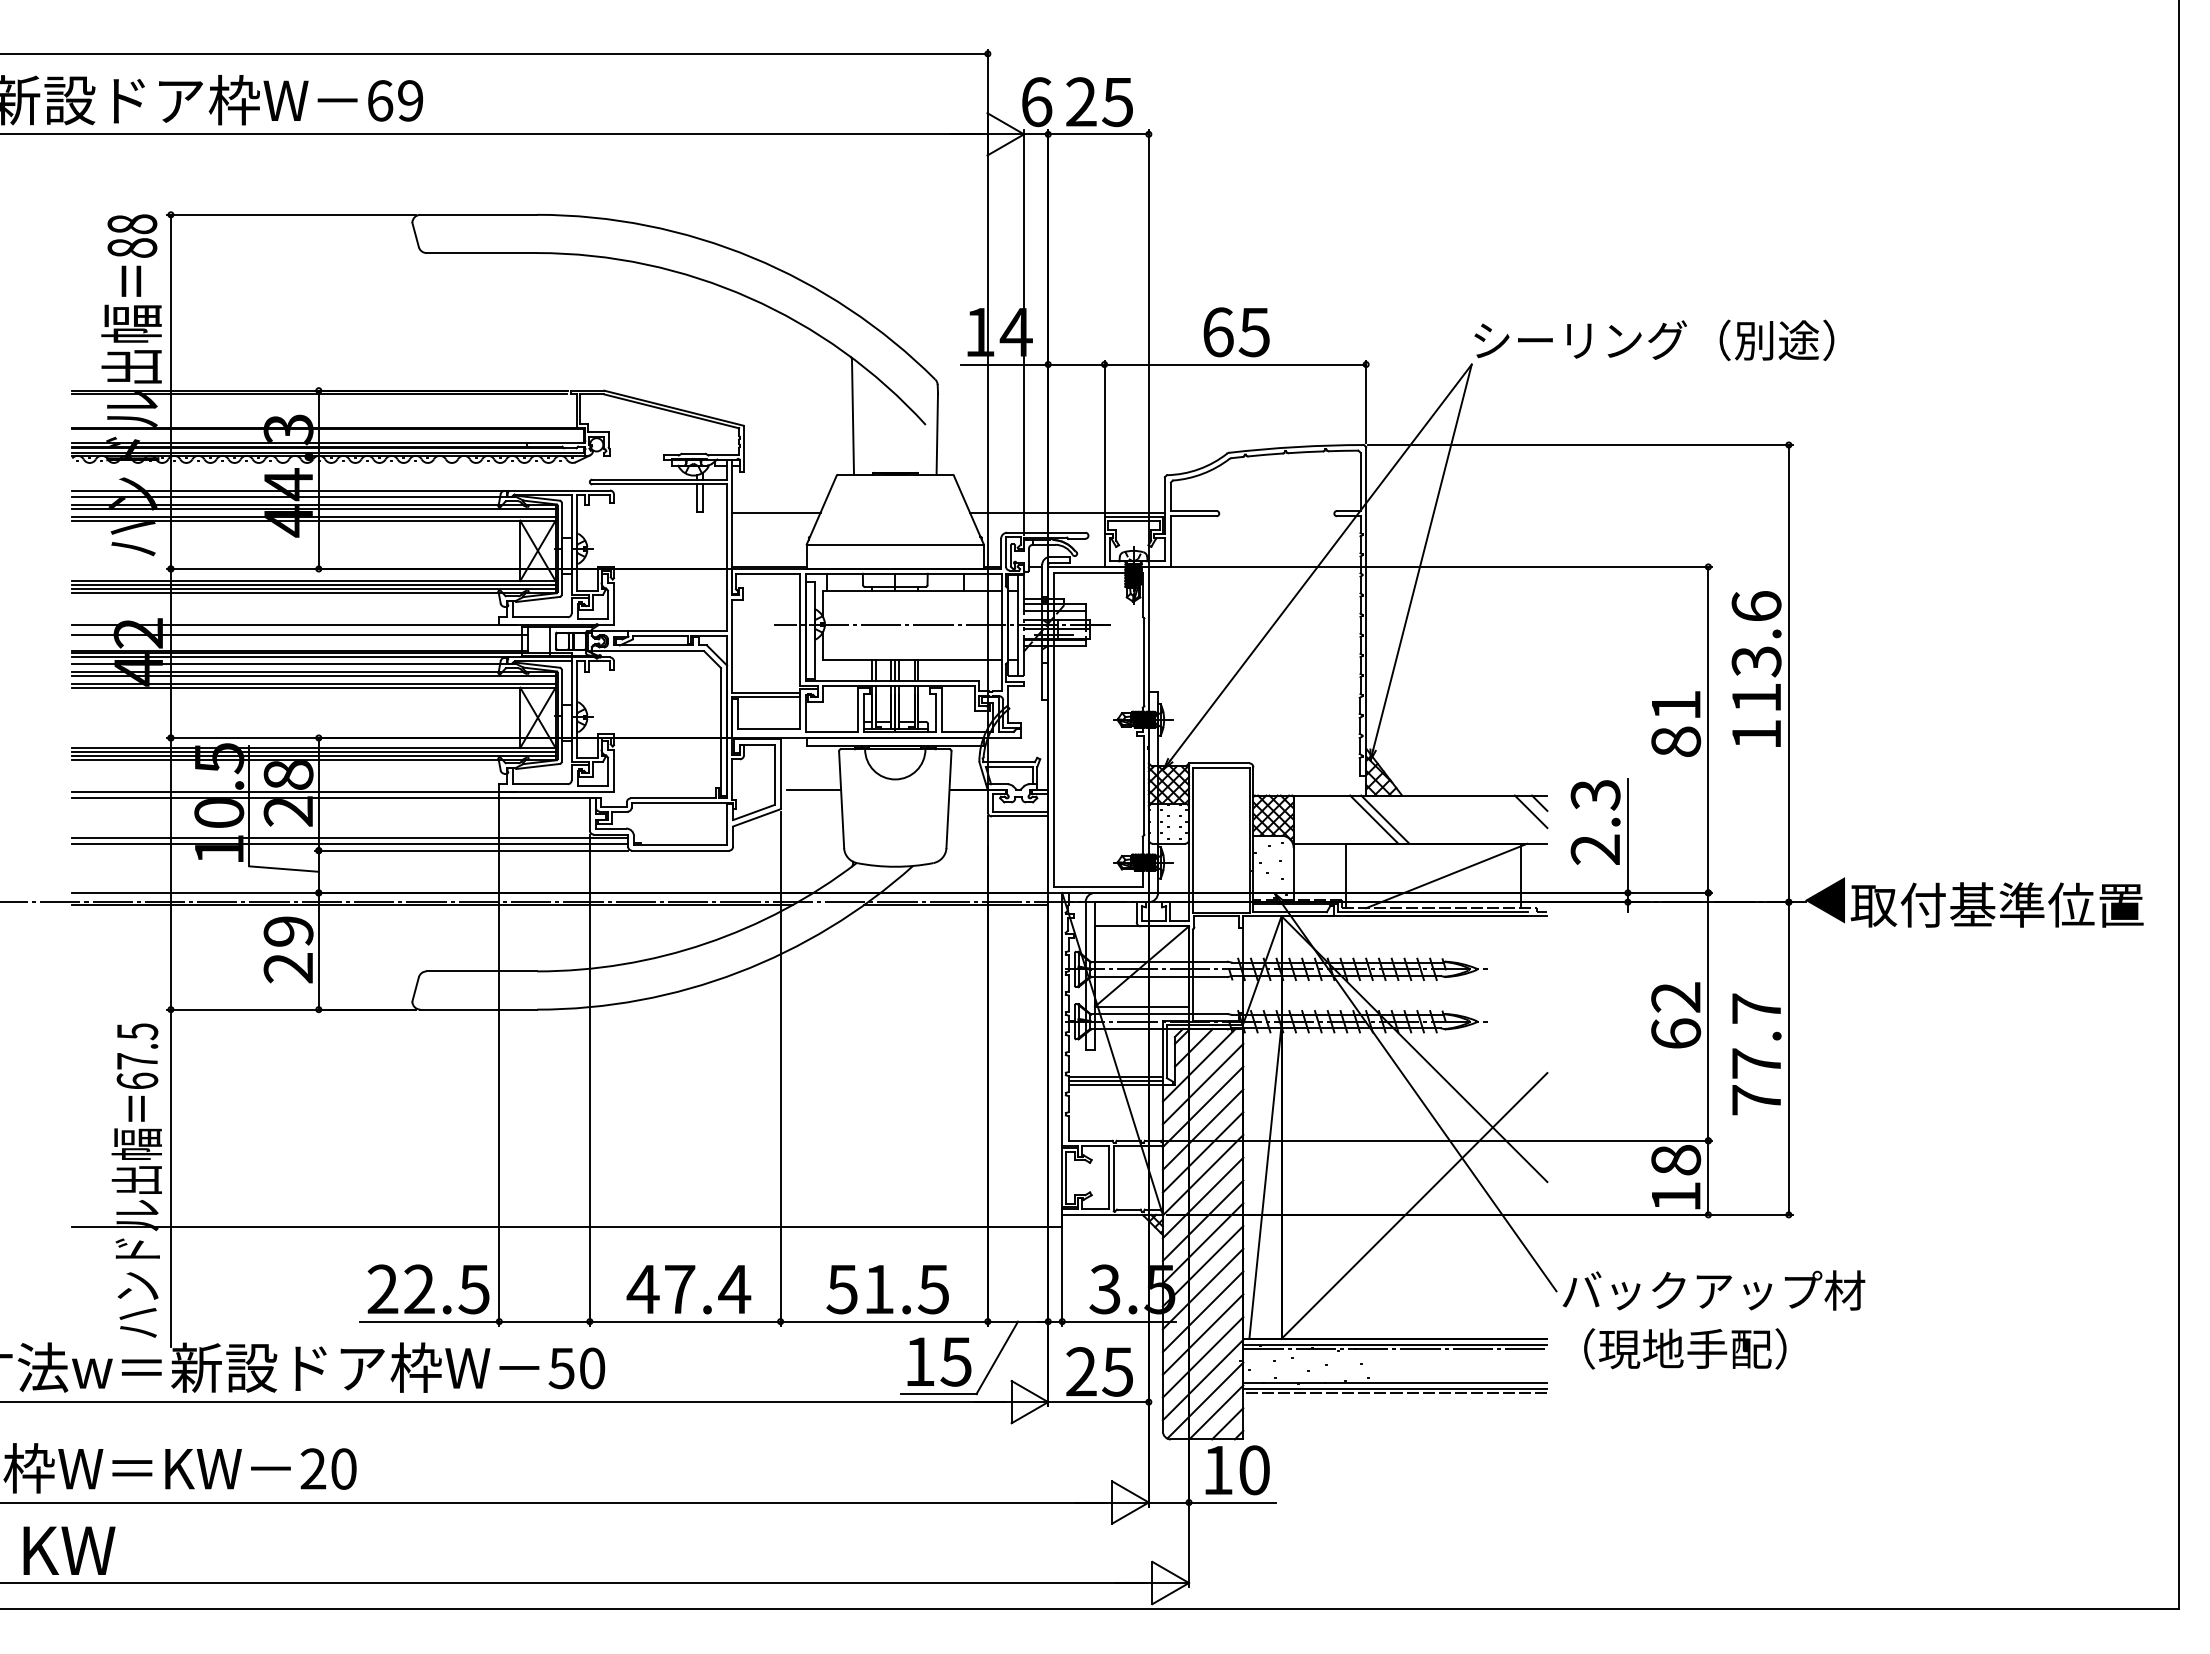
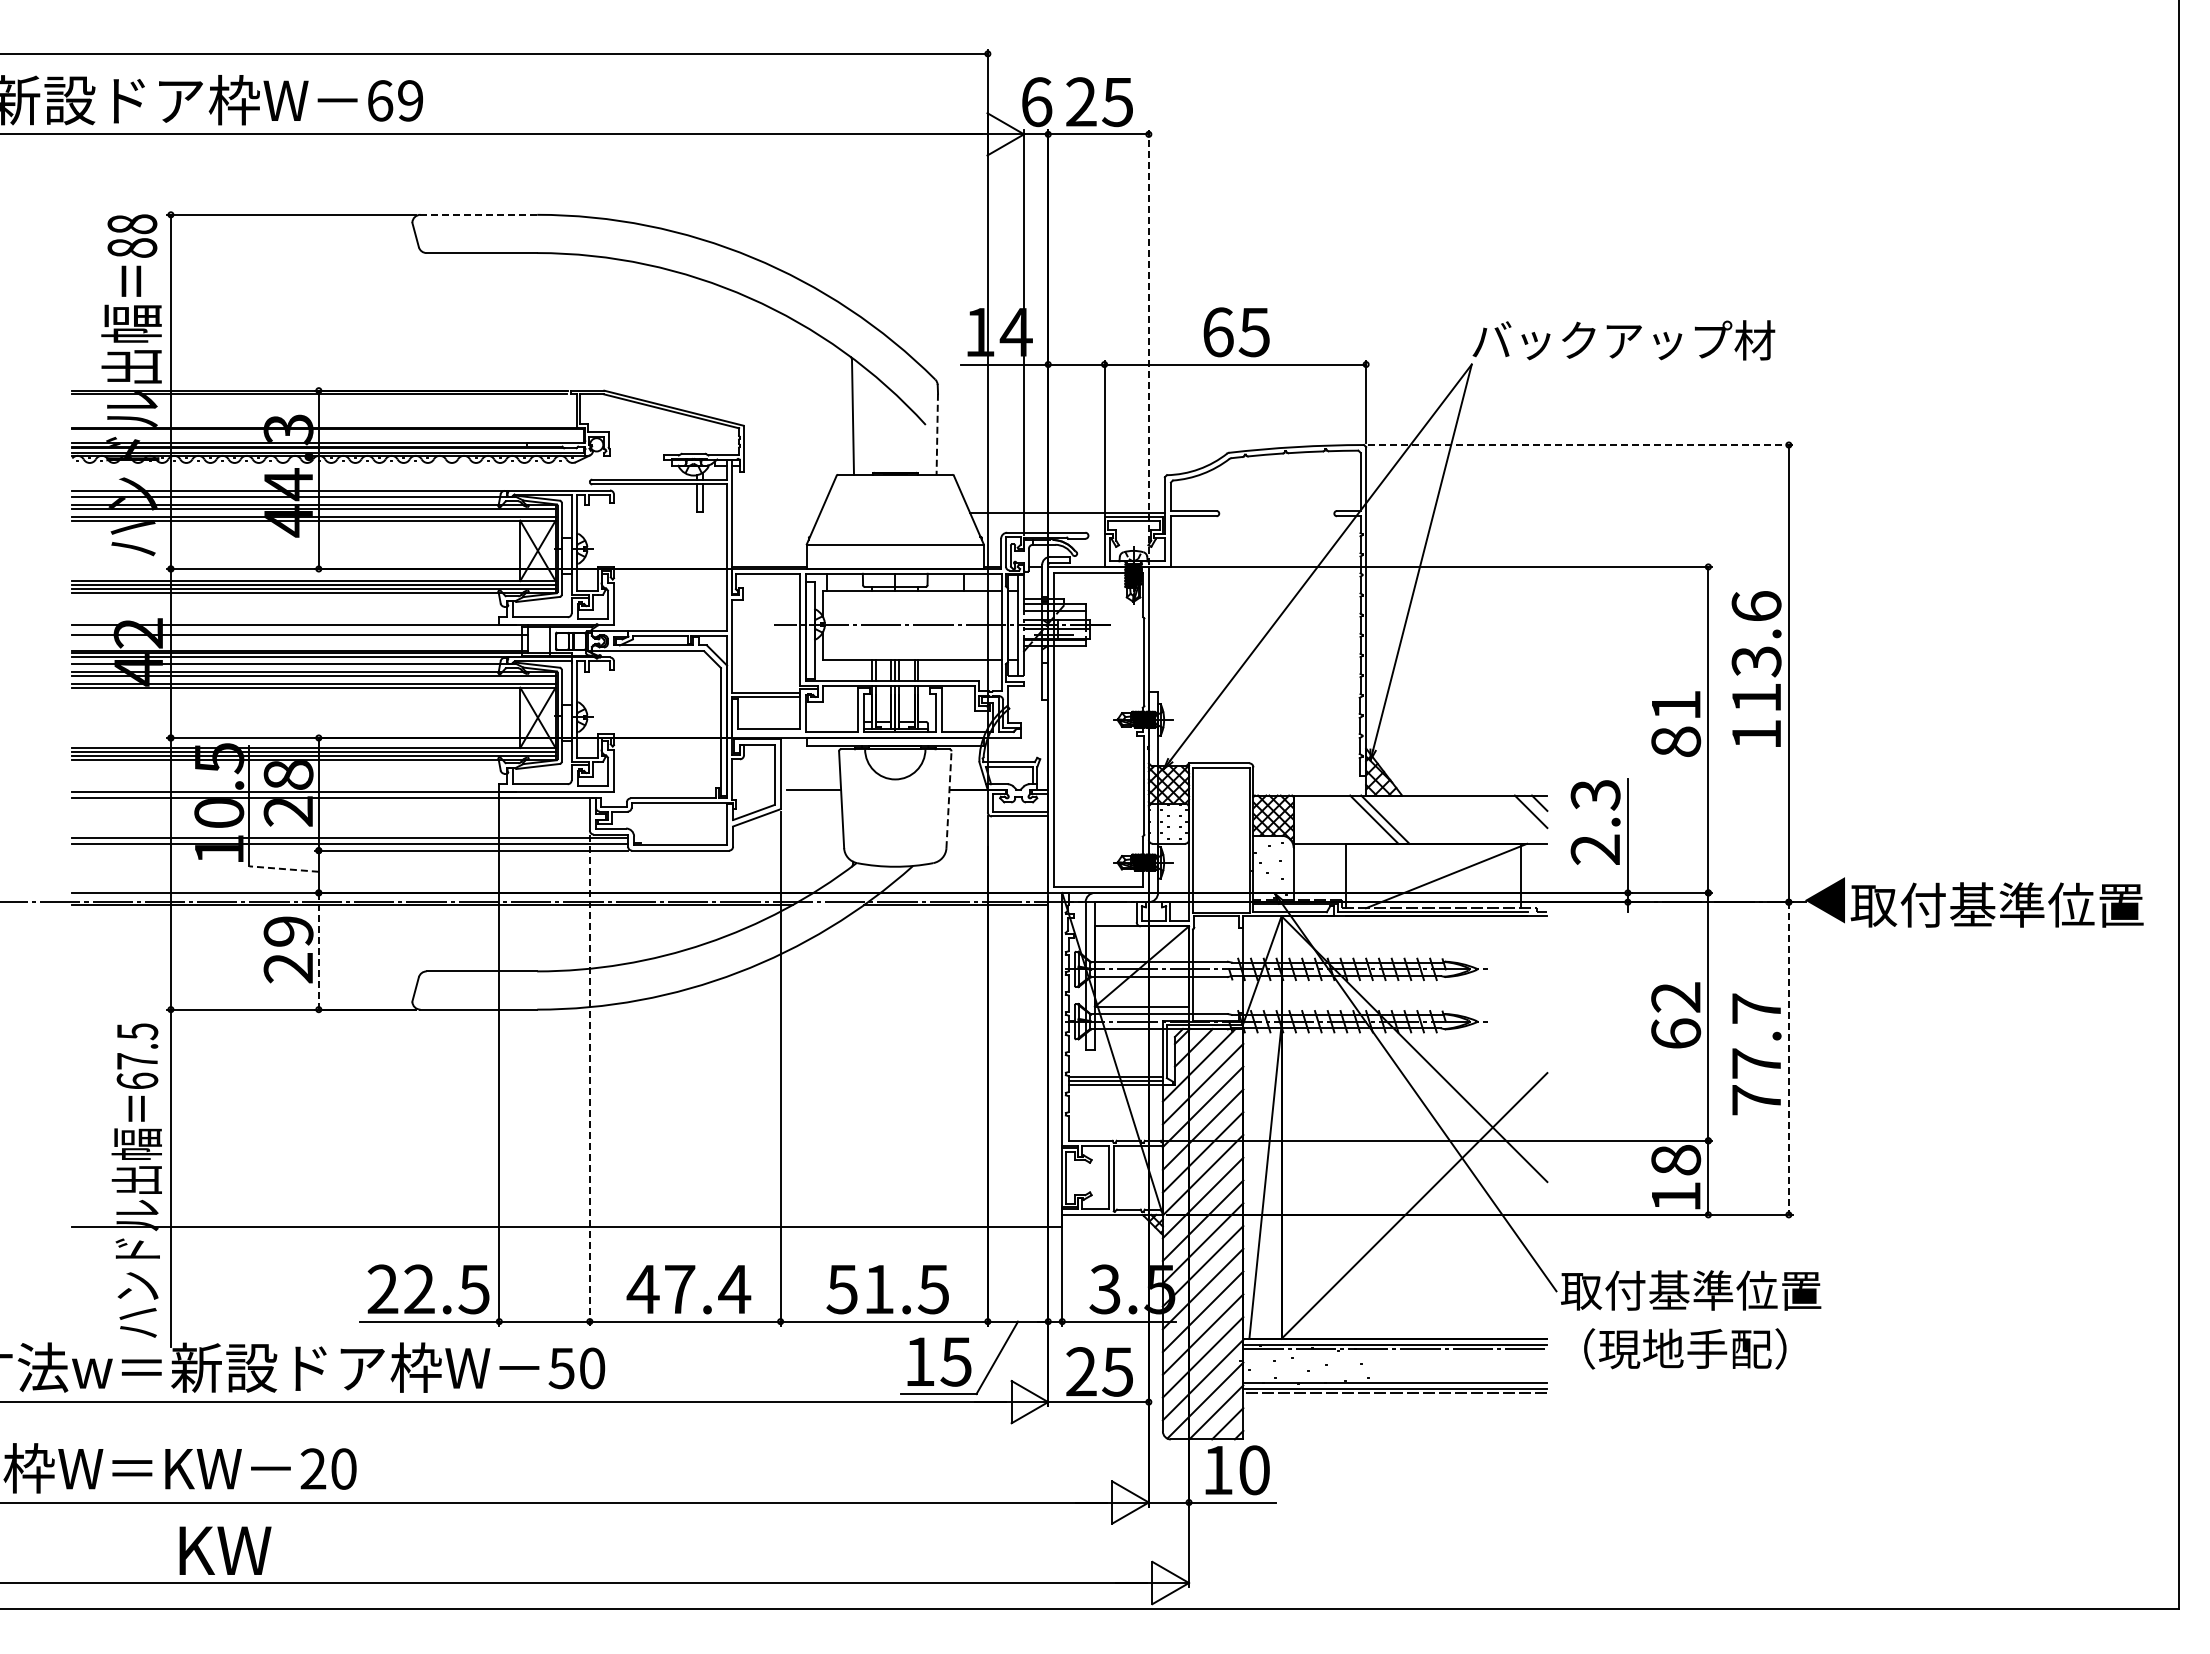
line: solid -> dashed (479, 214)
text: シーリング（別途） -> バックアップ材 (1653, 340)
line: solid -> dashed (1148, 347)
line: solid -> dashed (937, 434)
line: solid -> dashed (1581, 445)
line: present -> none (775, 512)
line: solid -> dashed (949, 799)
line: solid -> dashed (284, 869)
line: solid -> dashed (318, 951)
line: solid -> dashed (1788, 1059)
line: solid -> dashed (589, 1080)
text: バックアップ材 -> 取付基準位置 (1713, 1290)
text position: (69, 1550) -> (225, 1550) (225, 1550)
